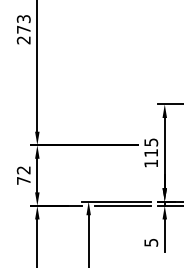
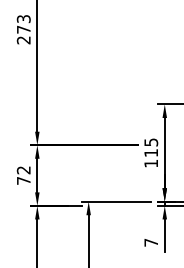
line: present -> none (123, 205)
text: 5 -> 7 (151, 242)
